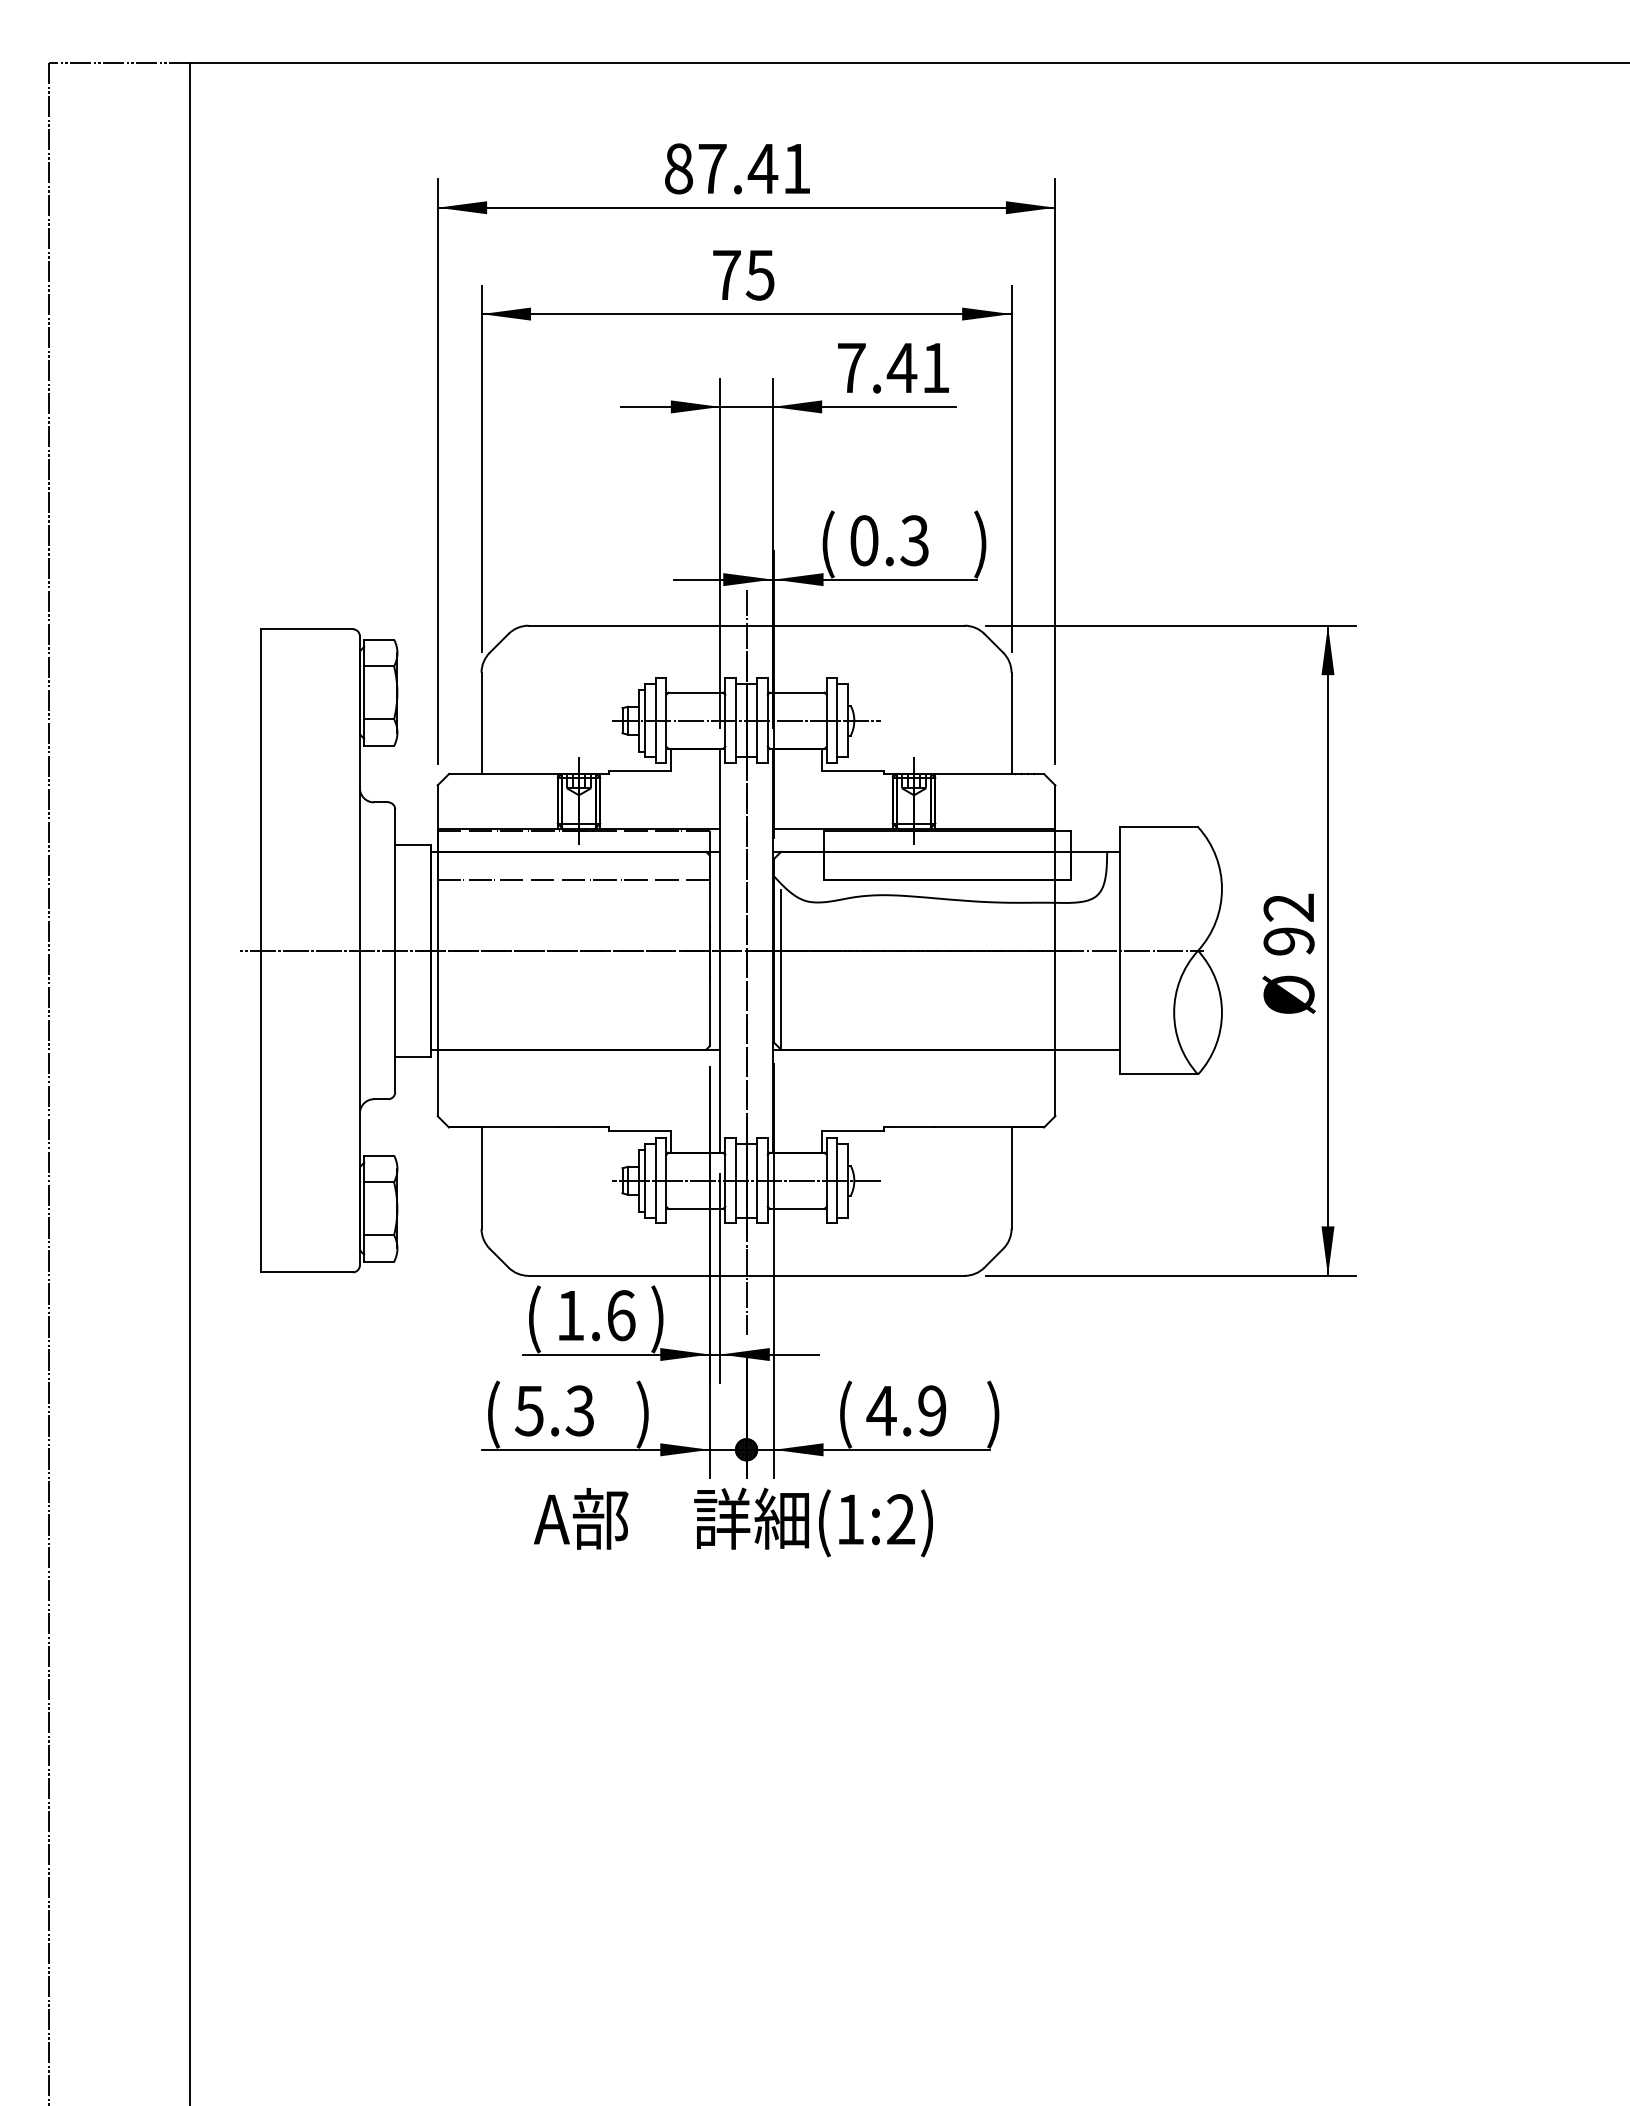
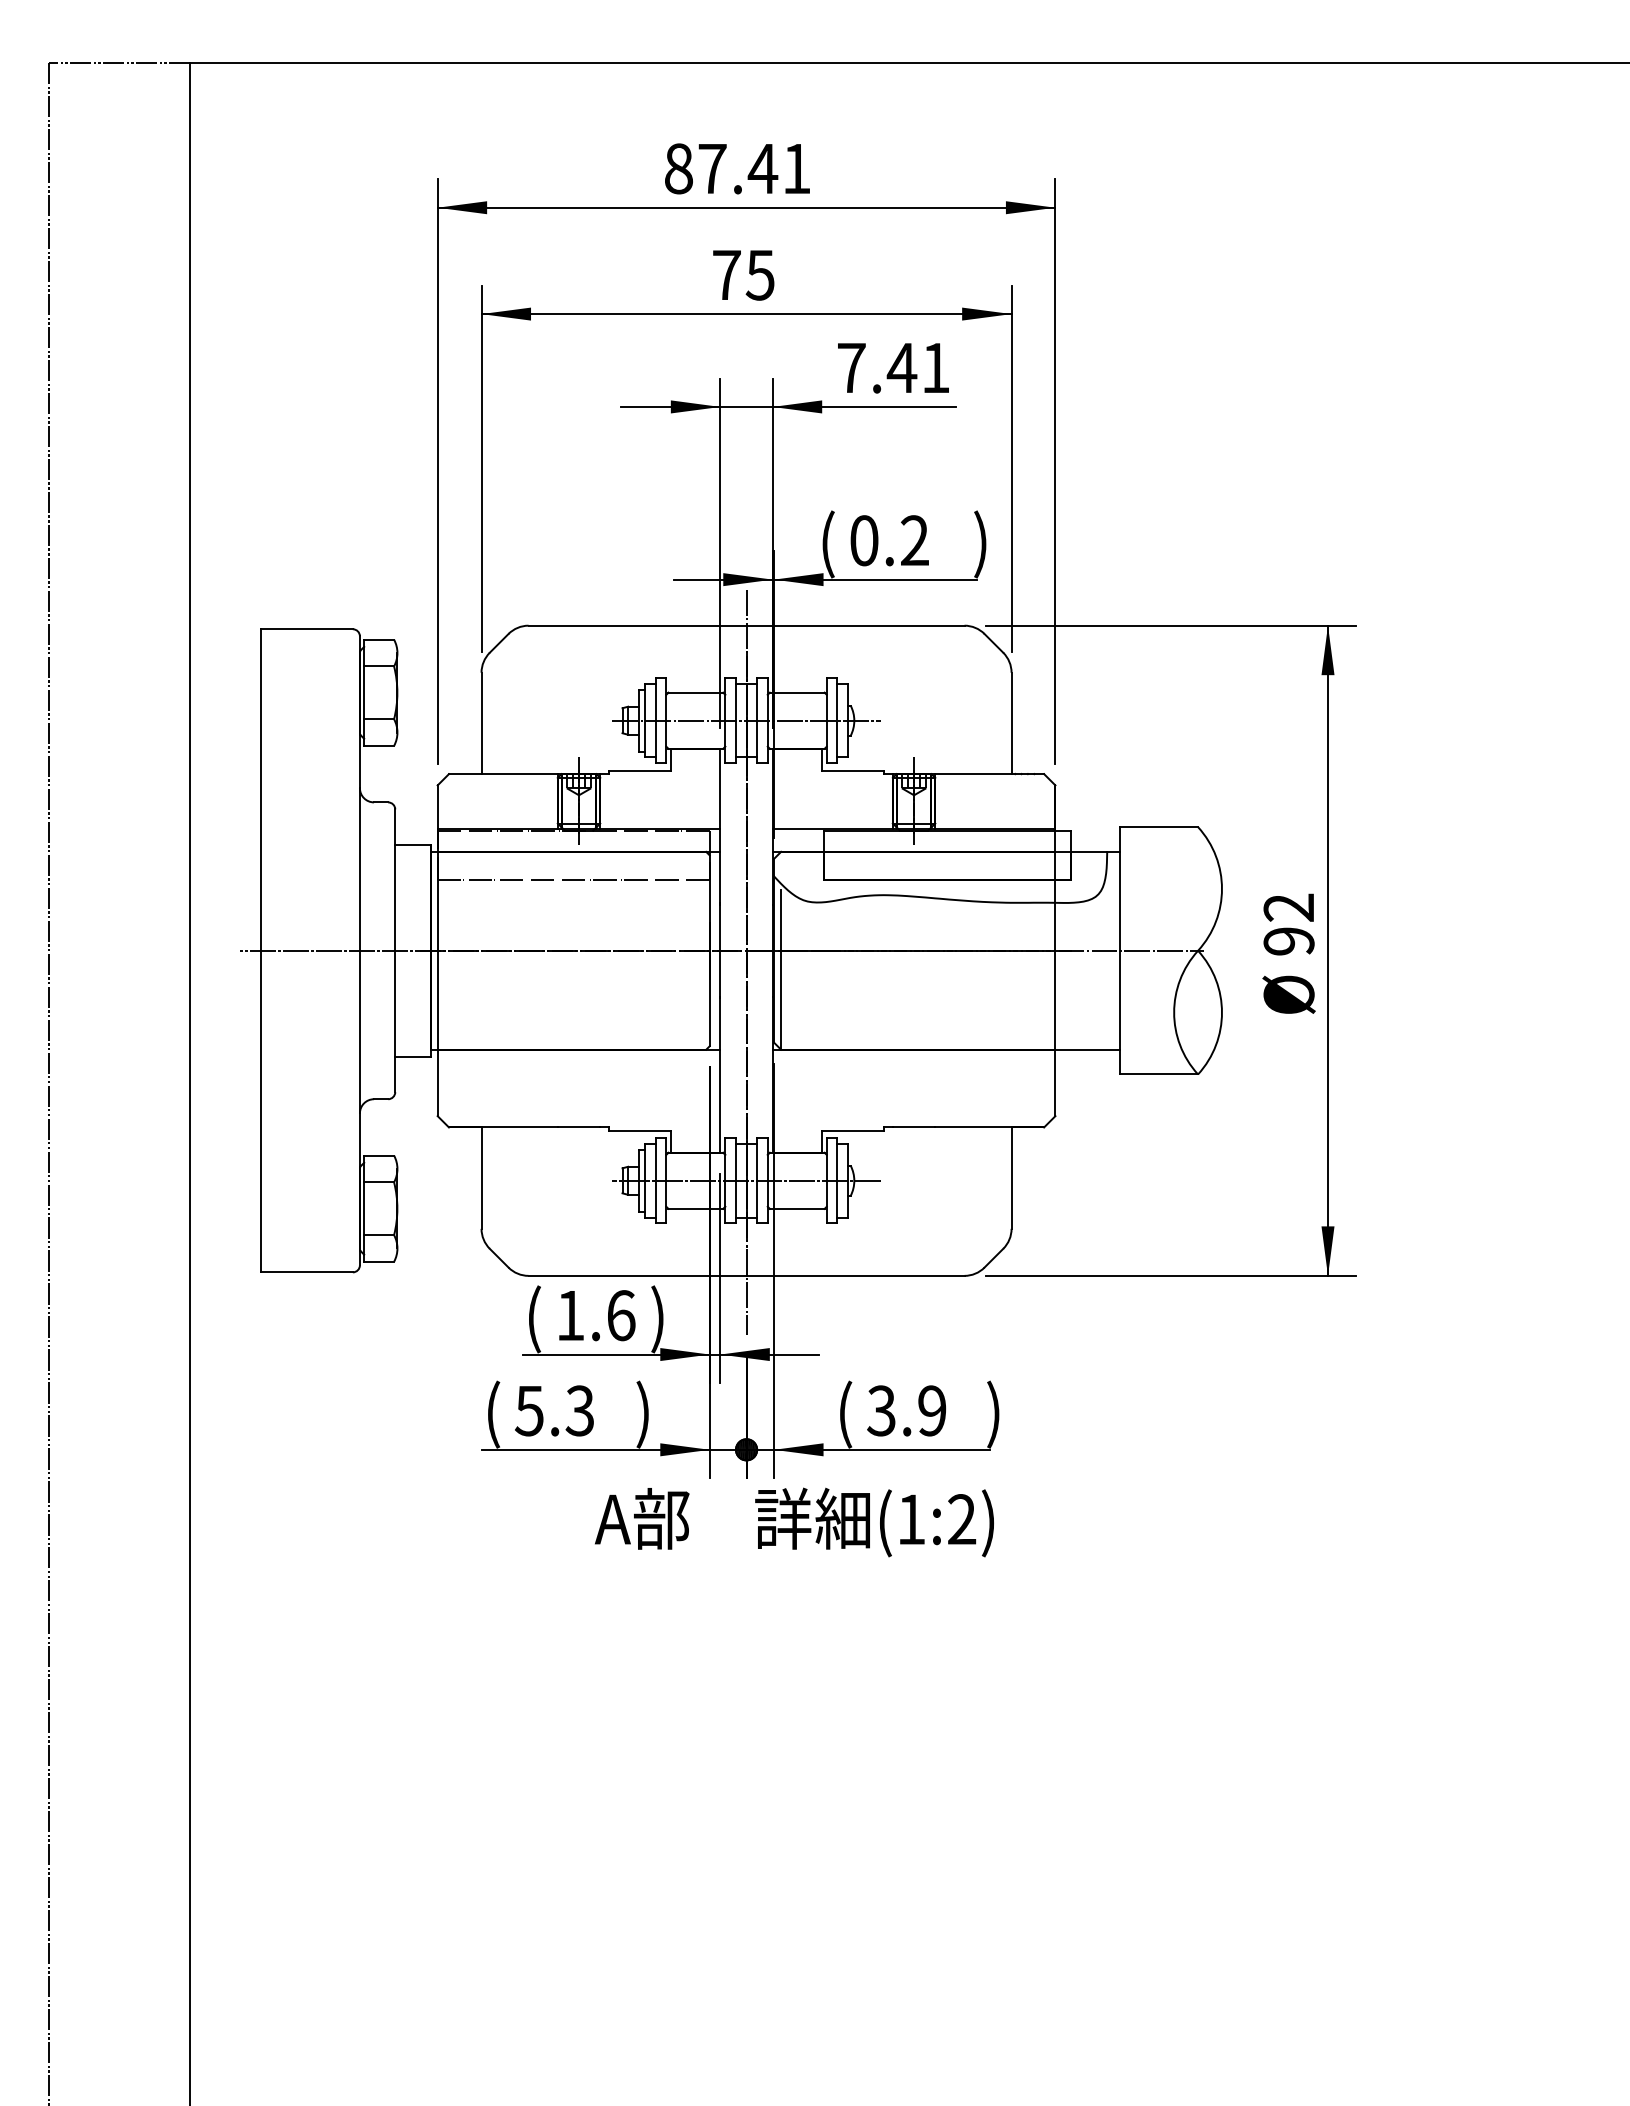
text: 0.3 -> 0.2 (914, 540)
text: 4.9 -> 3.9 (881, 1410)
text position: (733, 1522) -> (794, 1522) (794, 1522)
